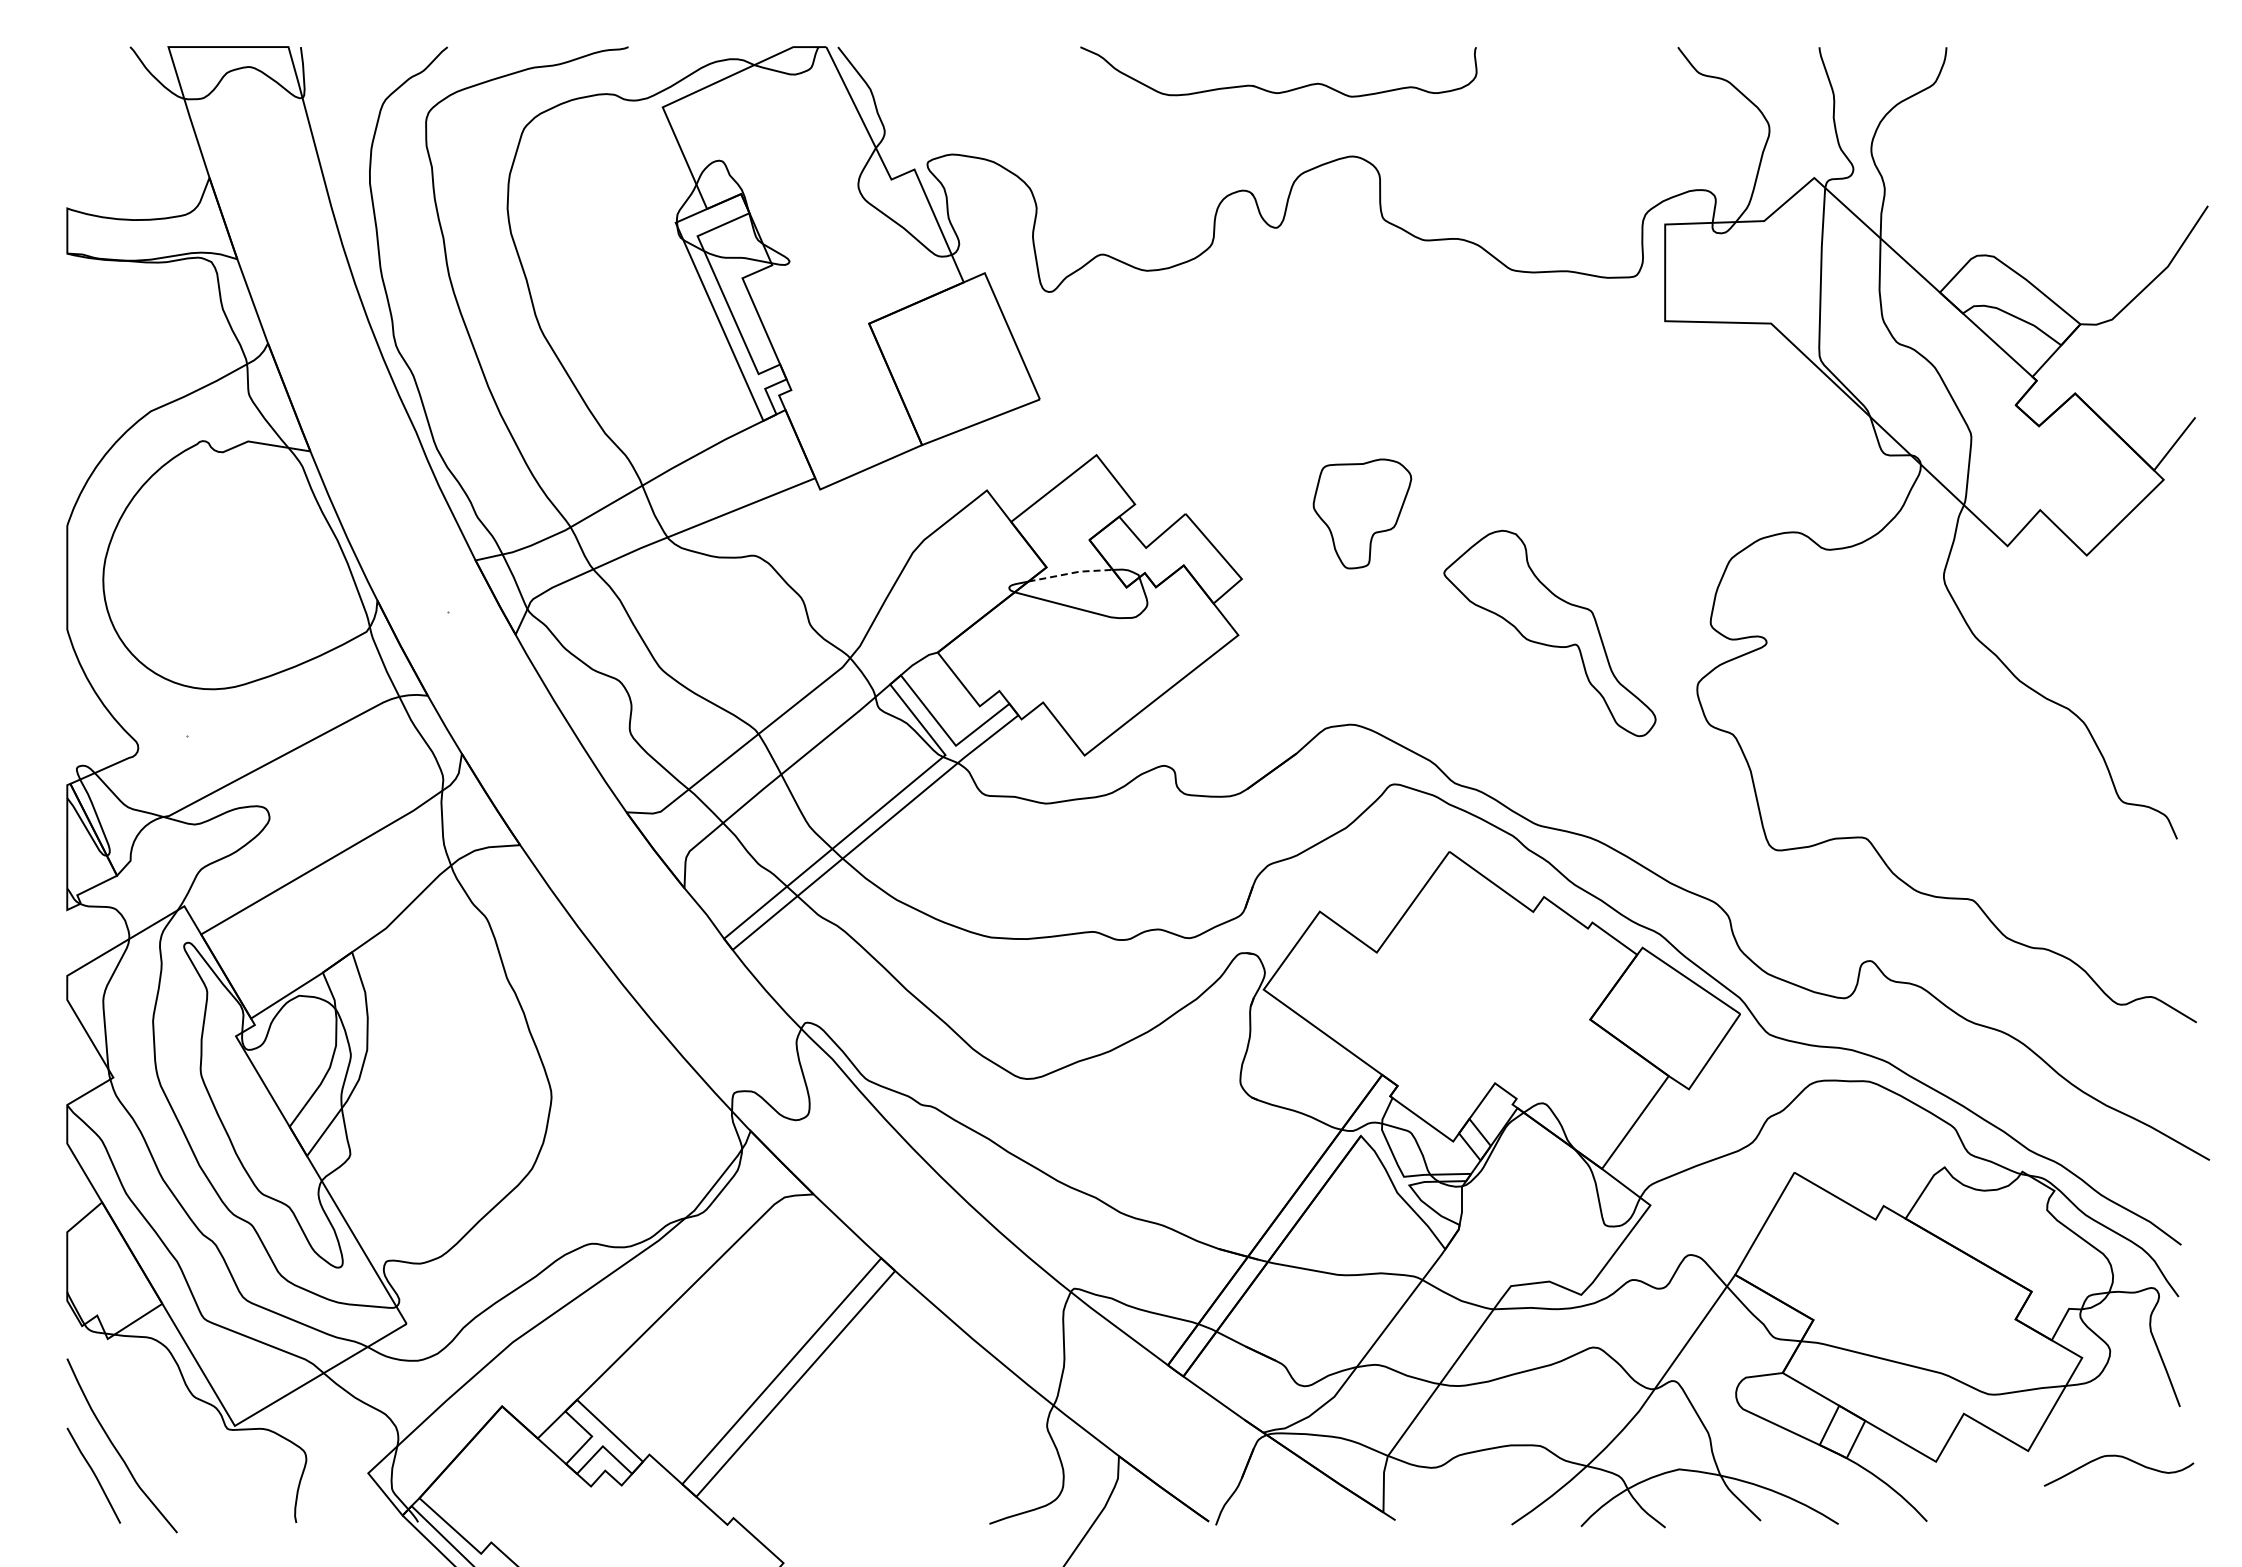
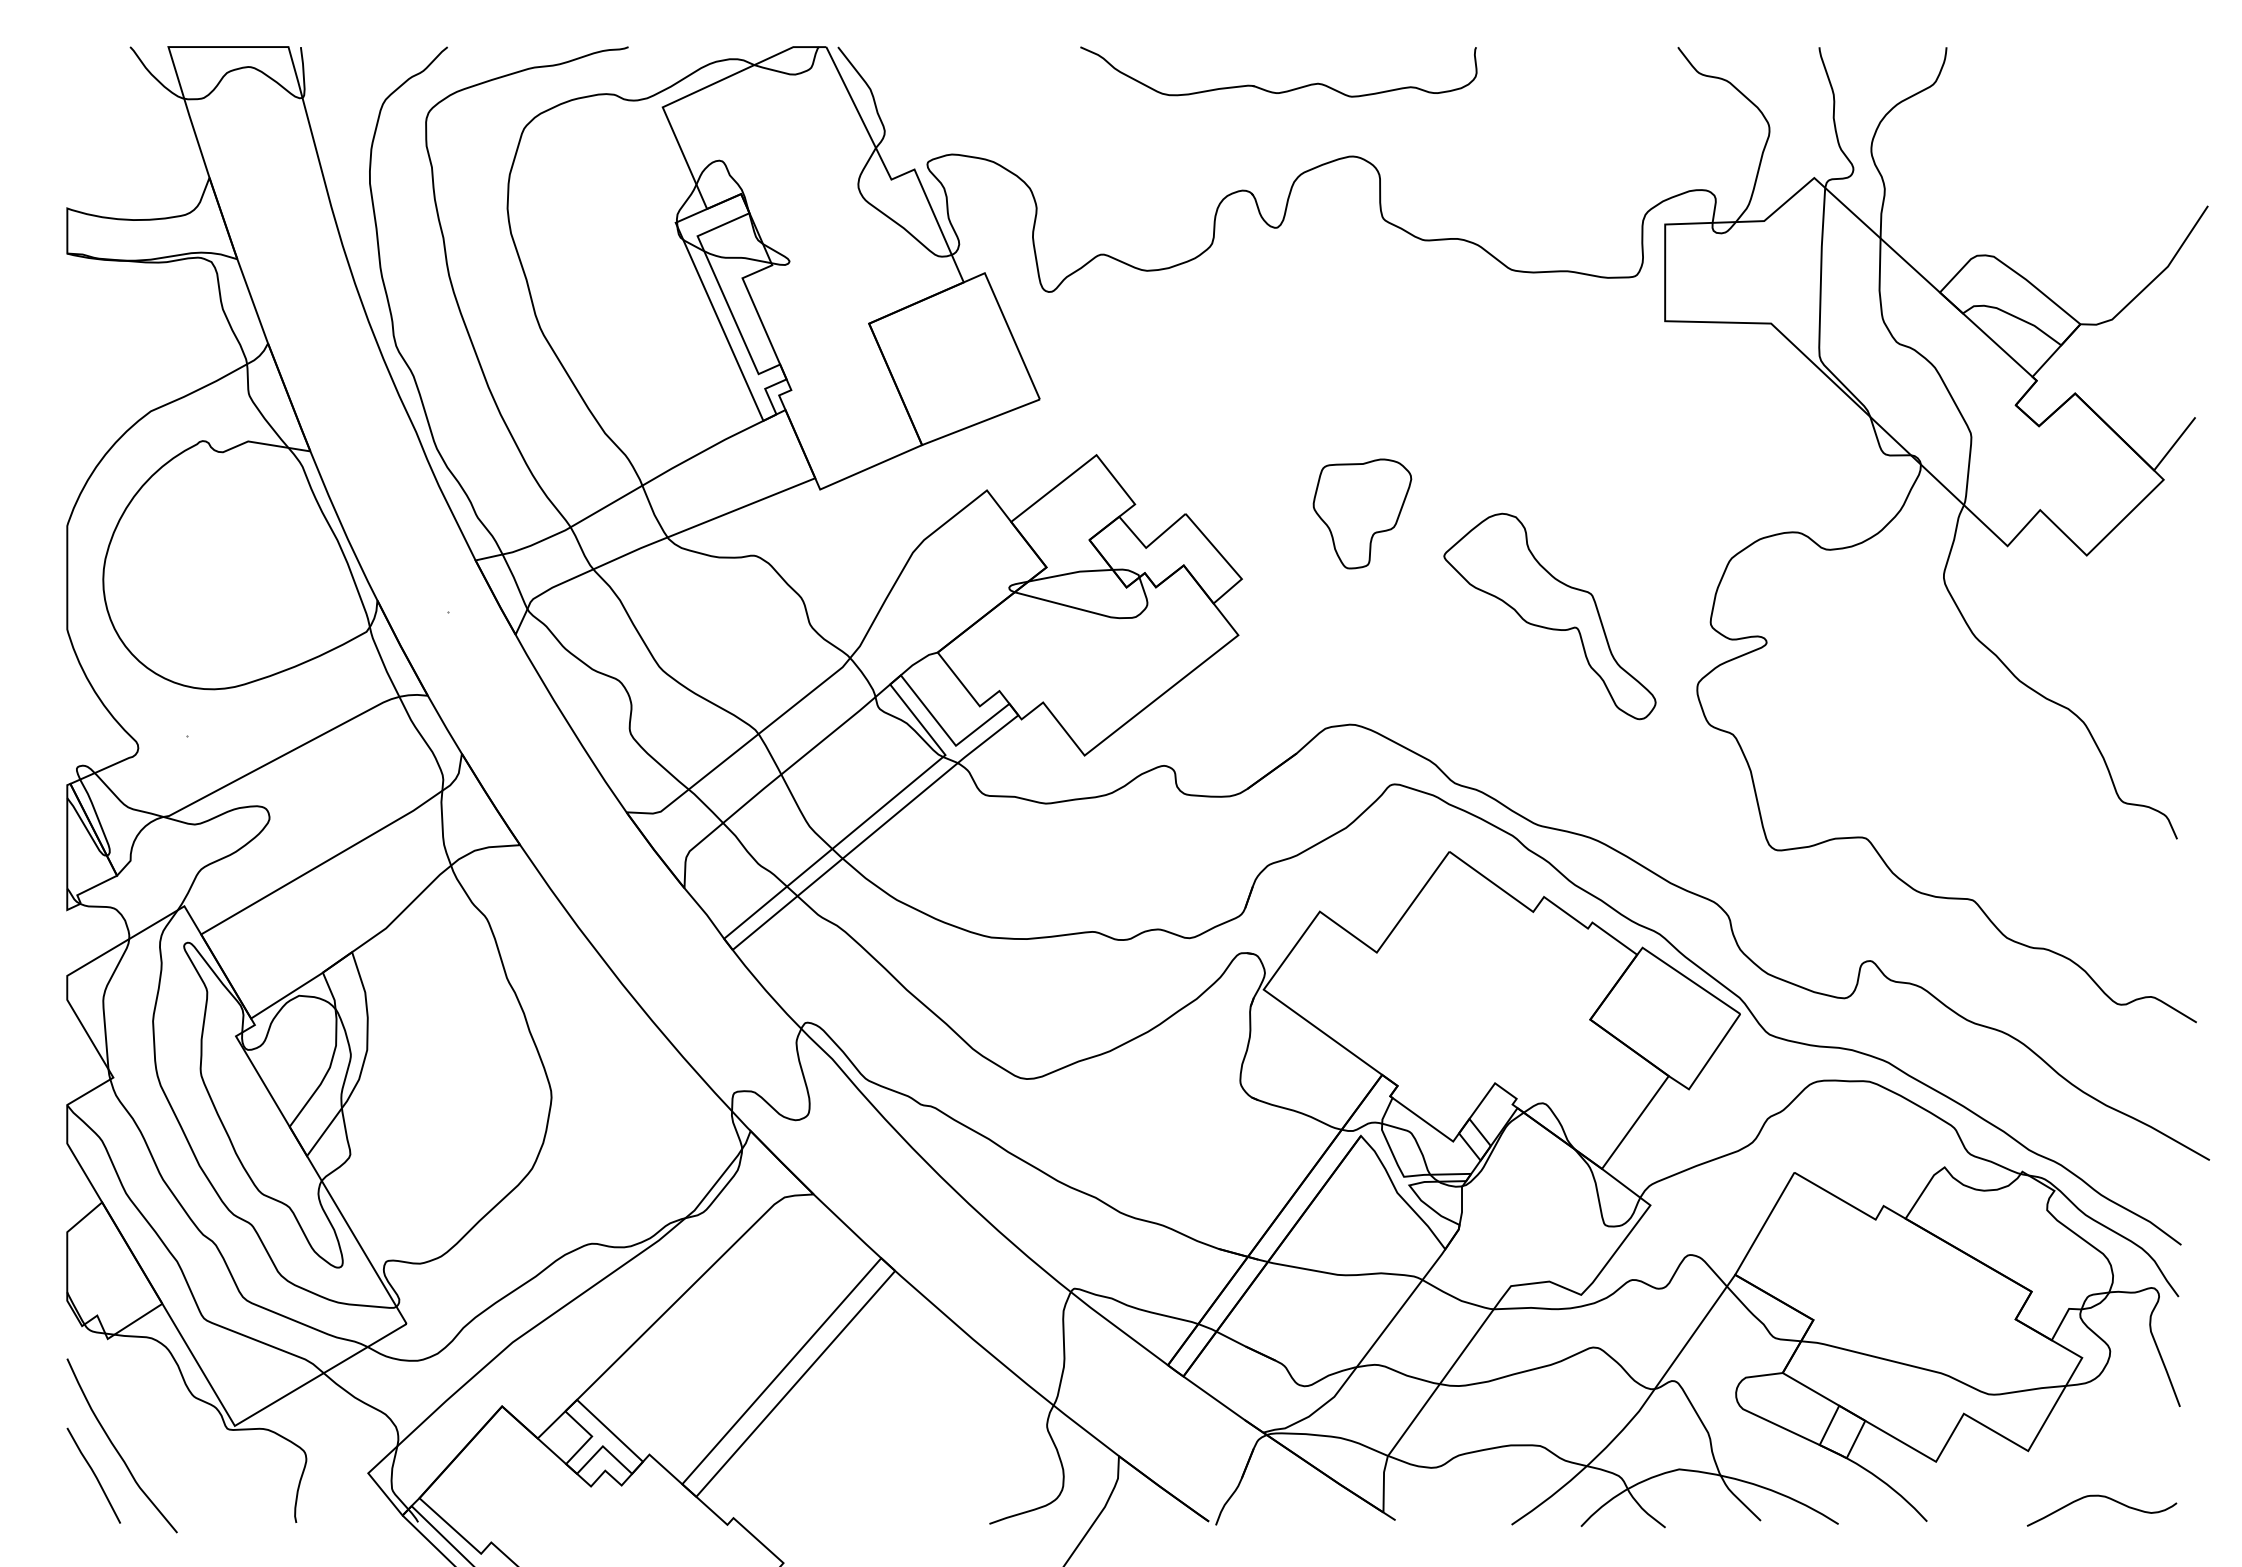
line: dashed -> solid (1071, 573)
part position: (1549, 633) -> (1549, 616) (1549, 616)
curve position: (2123, 1458) -> (2106, 1498) (2106, 1498)
